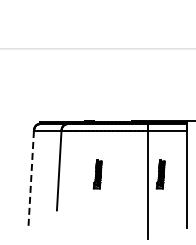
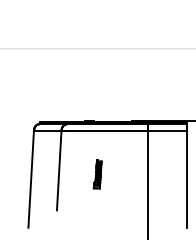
part: present -> none (160, 174)
line: dashed -> solid (31, 179)
